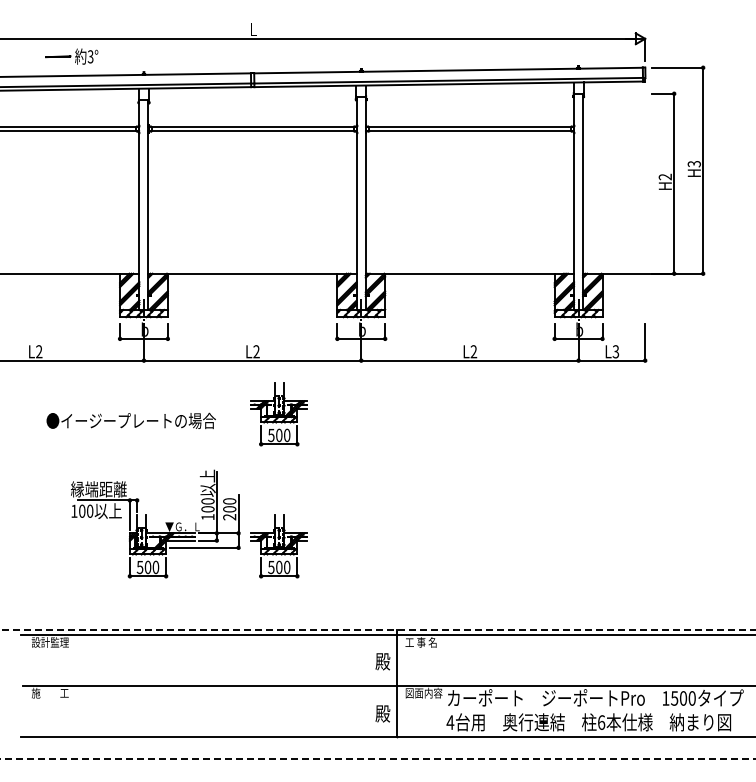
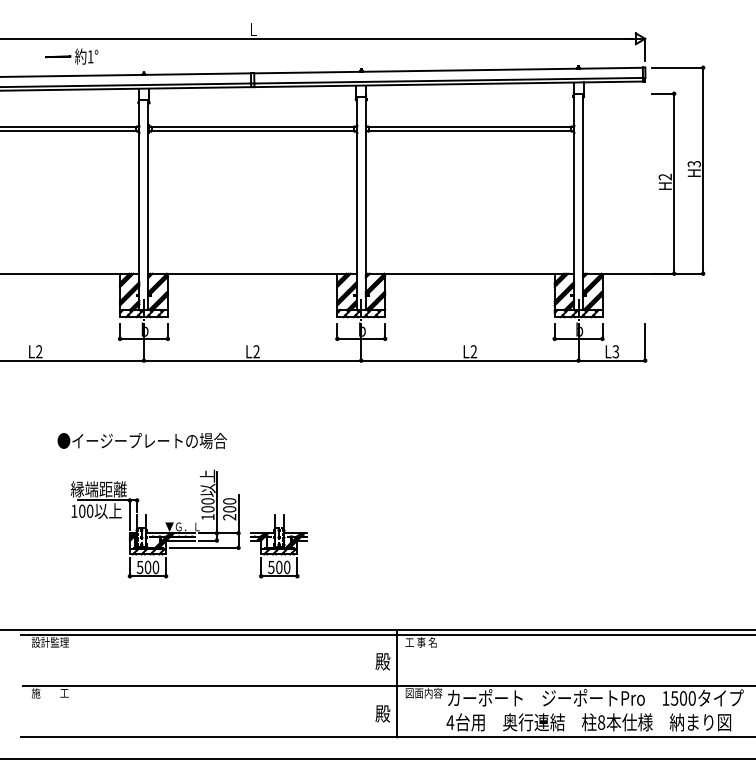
text: 3° -> 1° (90, 56)
part: present -> none (278, 414)
text position: (130, 420) -> (141, 440) (141, 440)
line: dashed -> solid (377, 629)
text: 6 -> 8 (601, 722)
line: dashed -> solid (378, 758)
